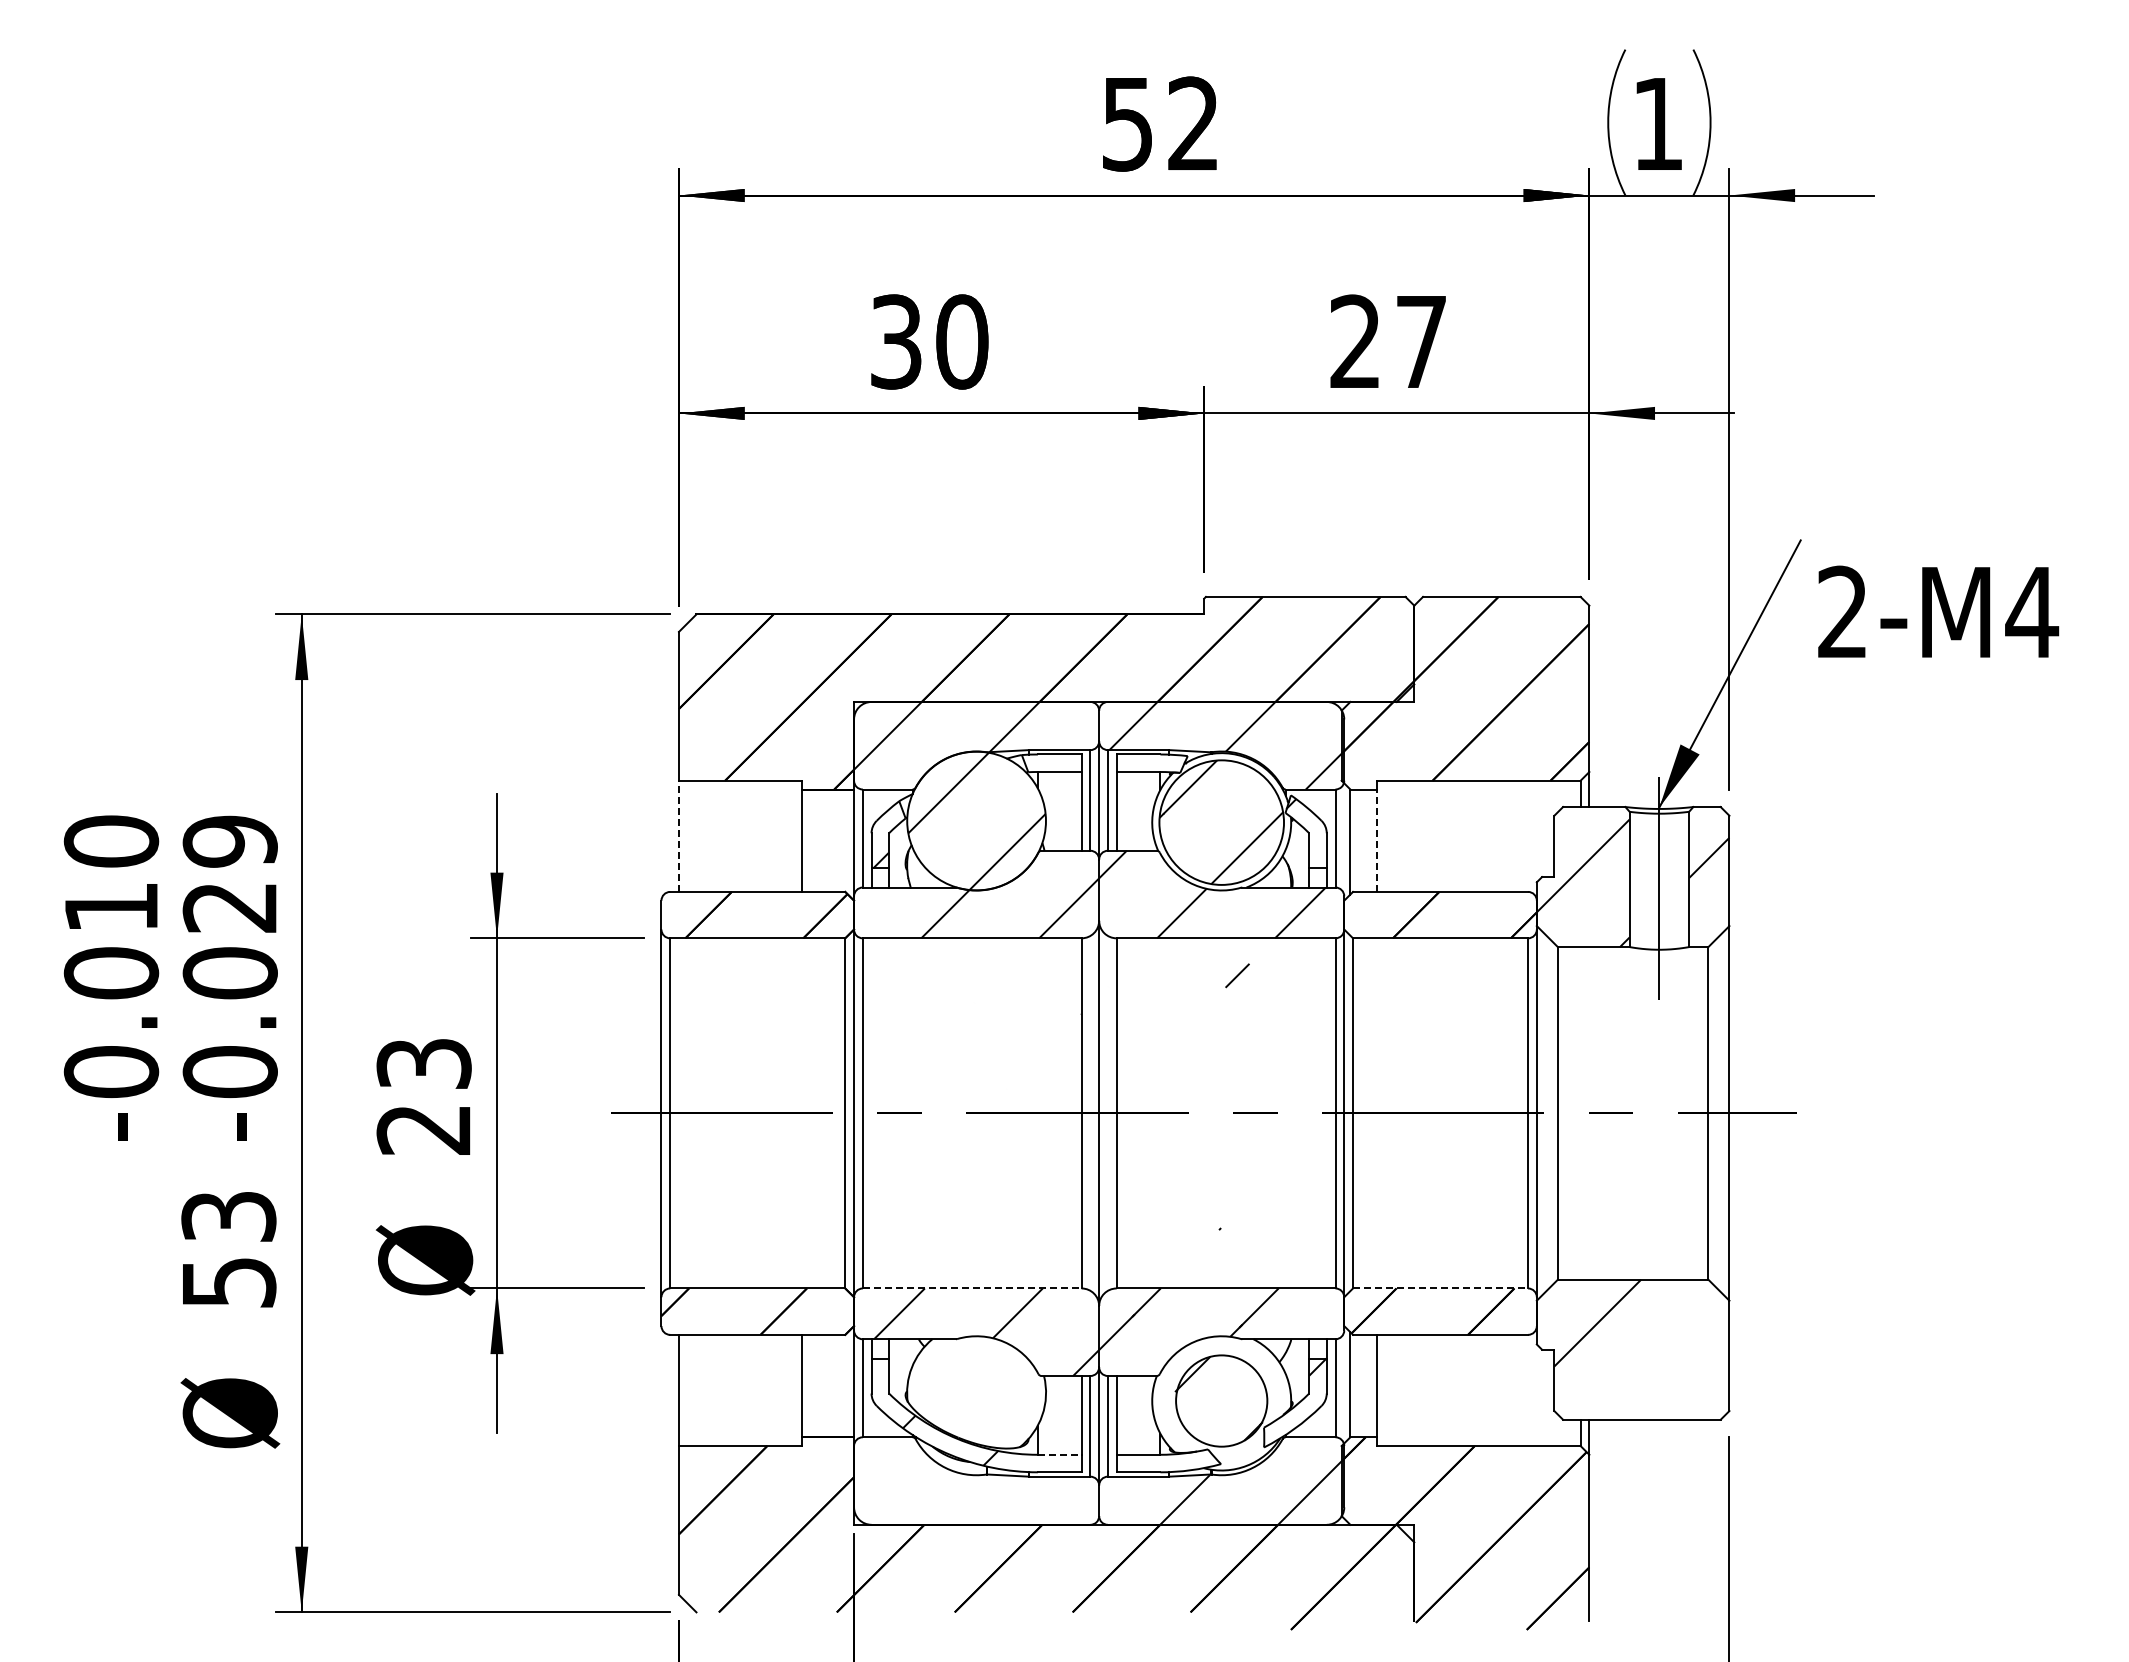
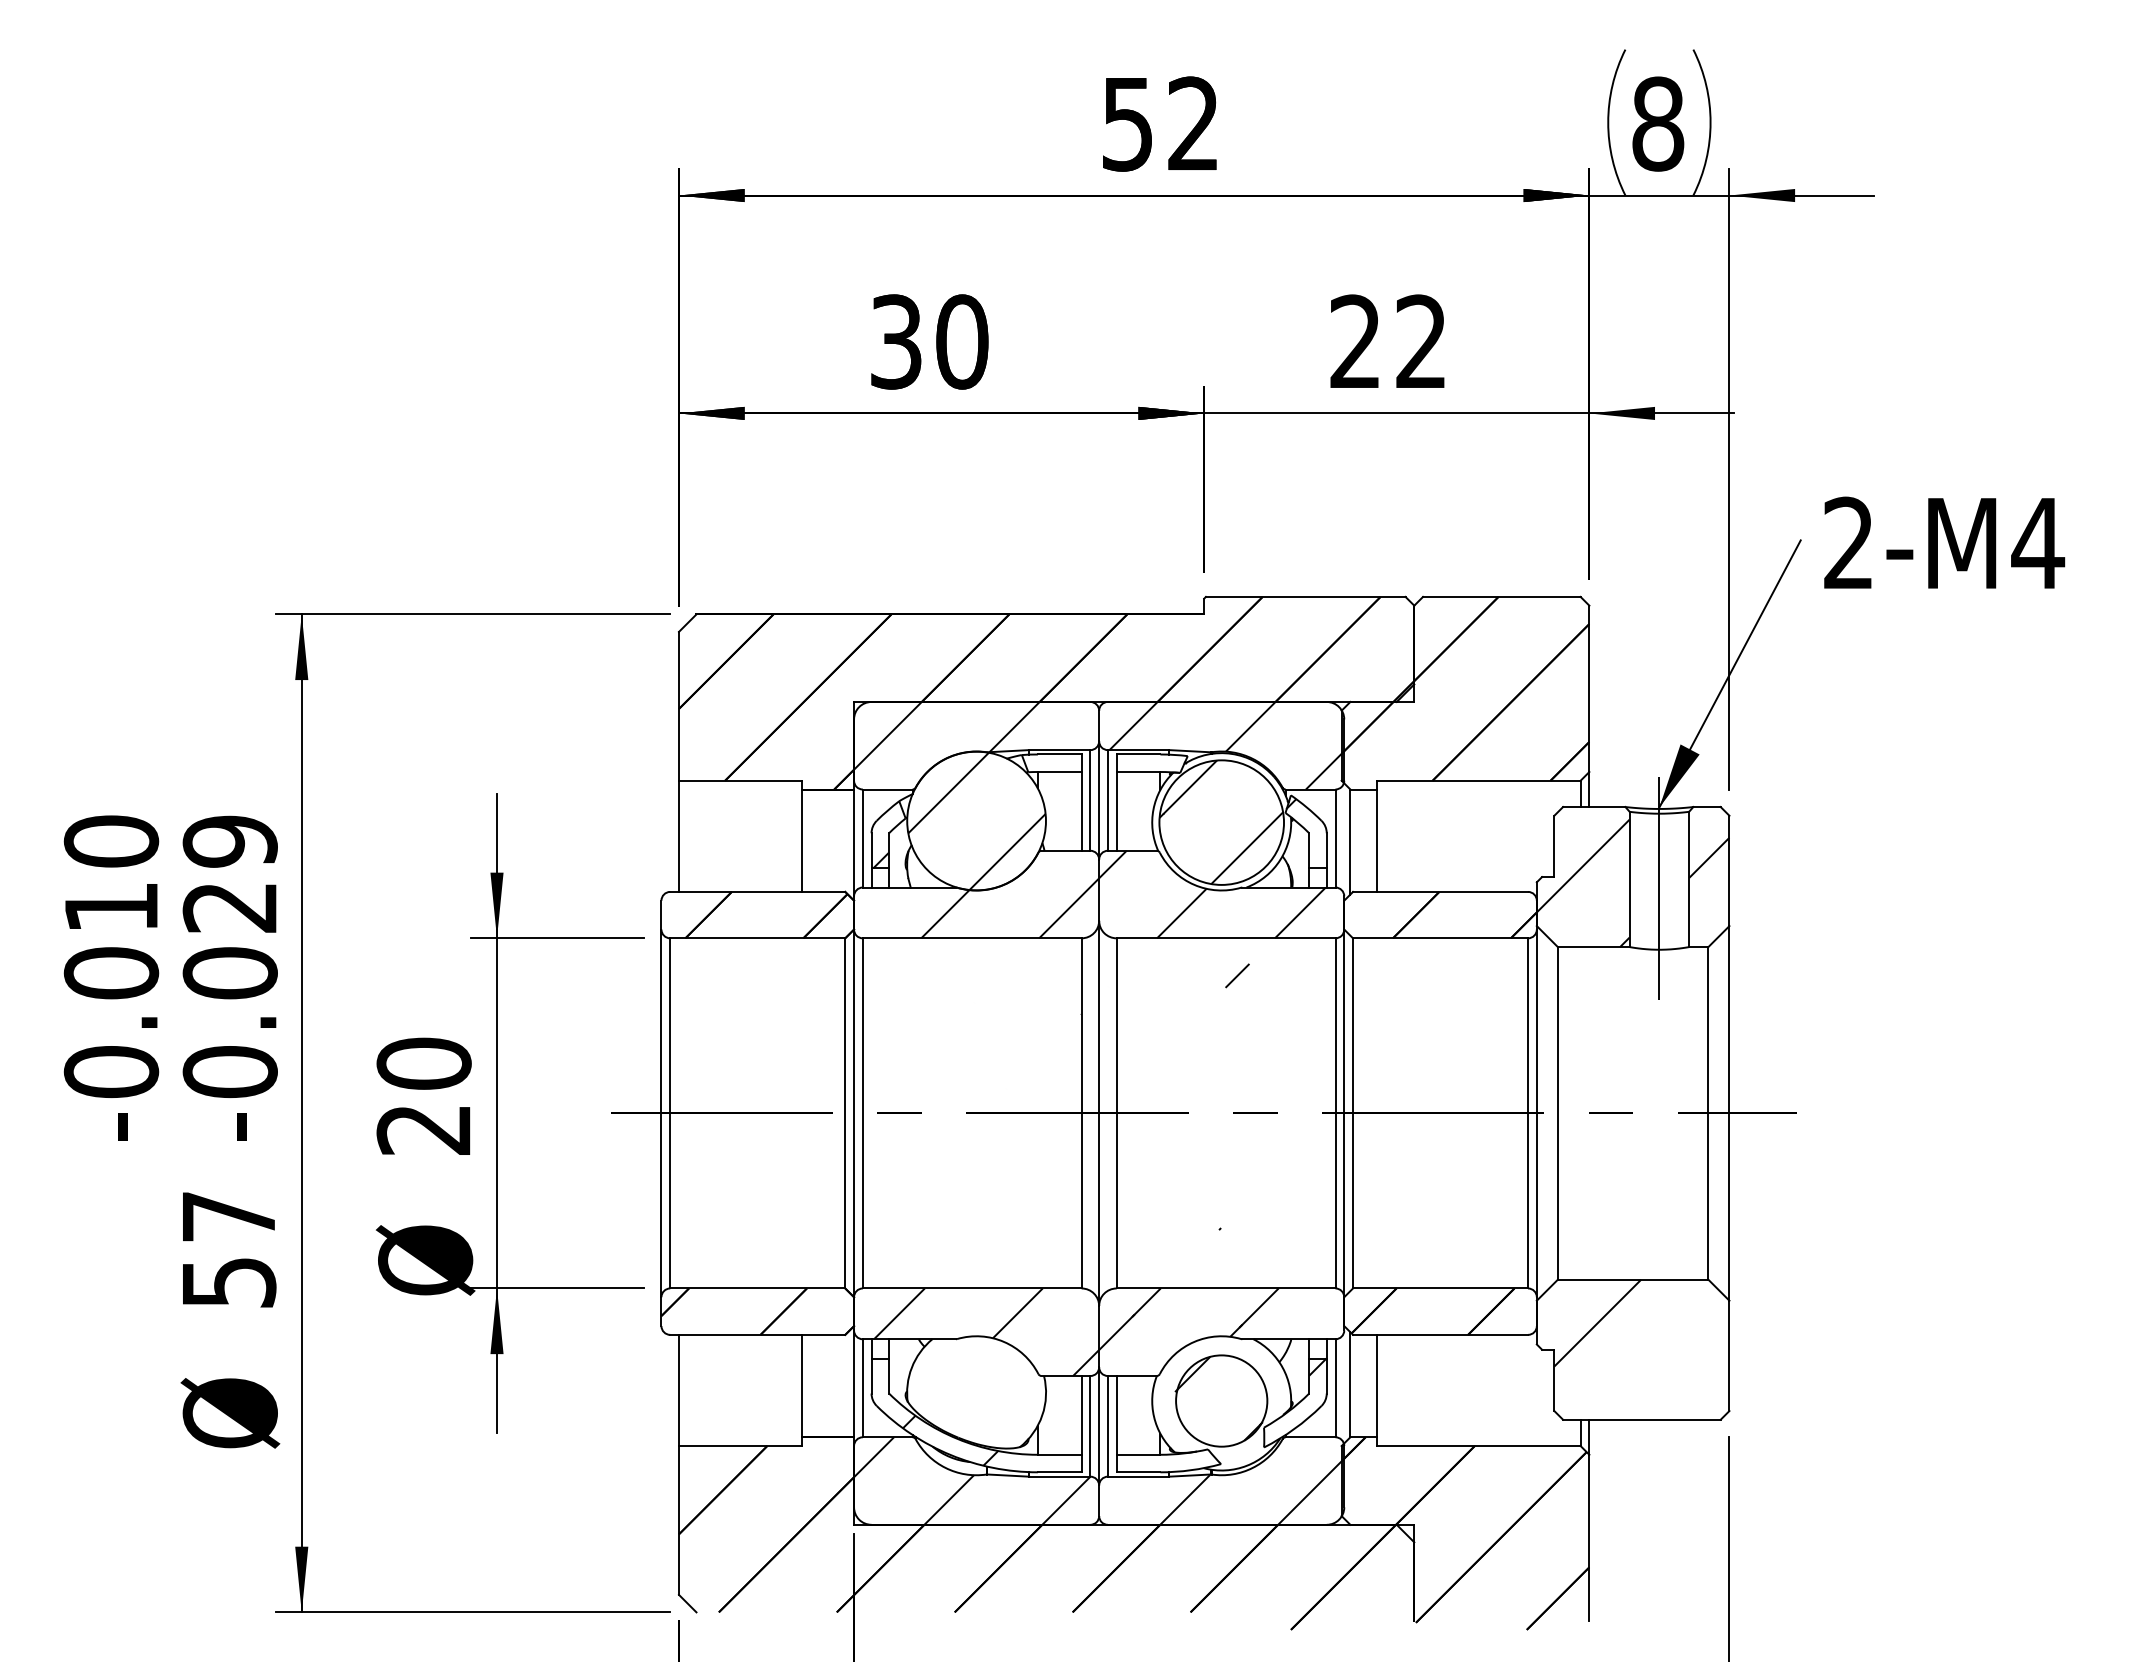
text: 1 -> 8 (1658, 123)
text: 27 -> 22 (1420, 340)
text position: (1938, 611) -> (1944, 542) (1944, 542)
line: dashed -> solid (678, 836)
line: dashed -> solid (1376, 840)
text: 23 -> 20 (423, 1063)
text: 53 -> 57 (228, 1216)
line: dashed -> solid (972, 1288)
line: dashed -> solid (1440, 1288)
line: dashed -> solid (1059, 1454)
hatch: none -> present (972, 1480)
